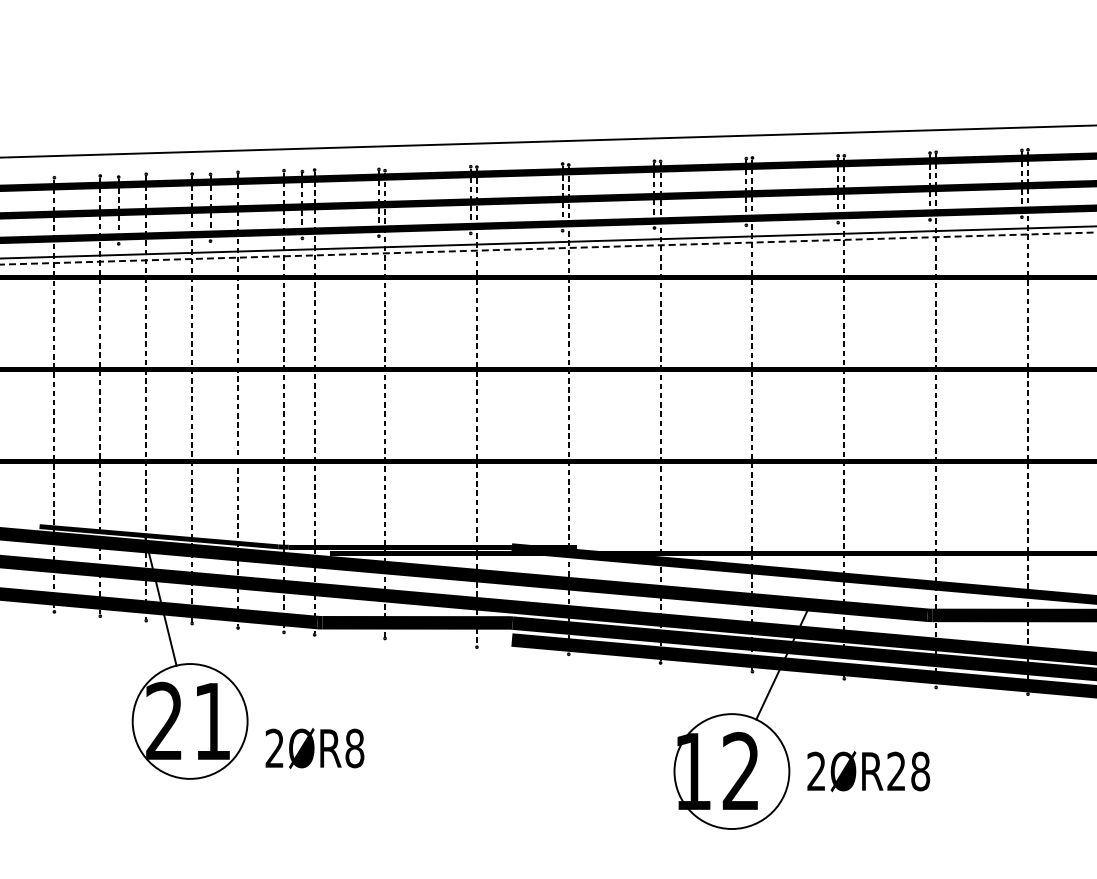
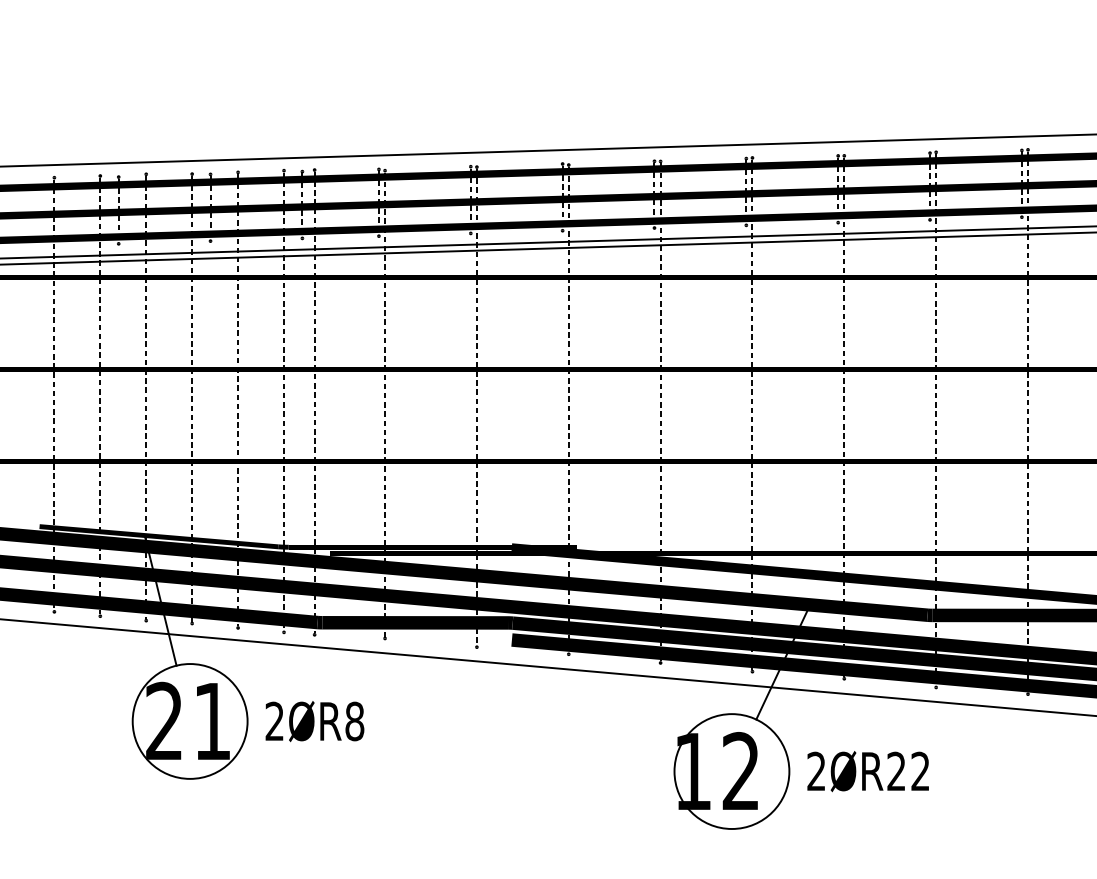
line position: (547, 141) -> (547, 150) (547, 150)
line: dashed -> solid (548, 248)
line: none -> present (547, 667)
text position: (314, 748) -> (314, 721) (314, 721)
text: 2ØR28 -> 2ØR22 (920, 771)
